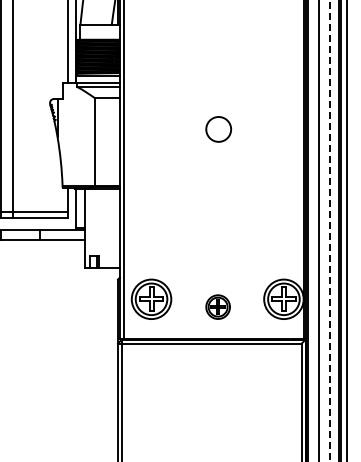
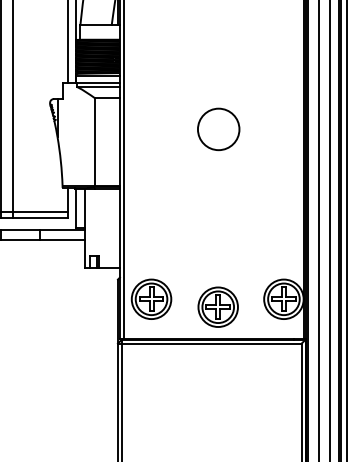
circle diameter: 25 px -> 41 px (218, 129)
line: dashed -> solid (330, 231)
part size: 26x26 px -> 42x42 px (217, 306)
